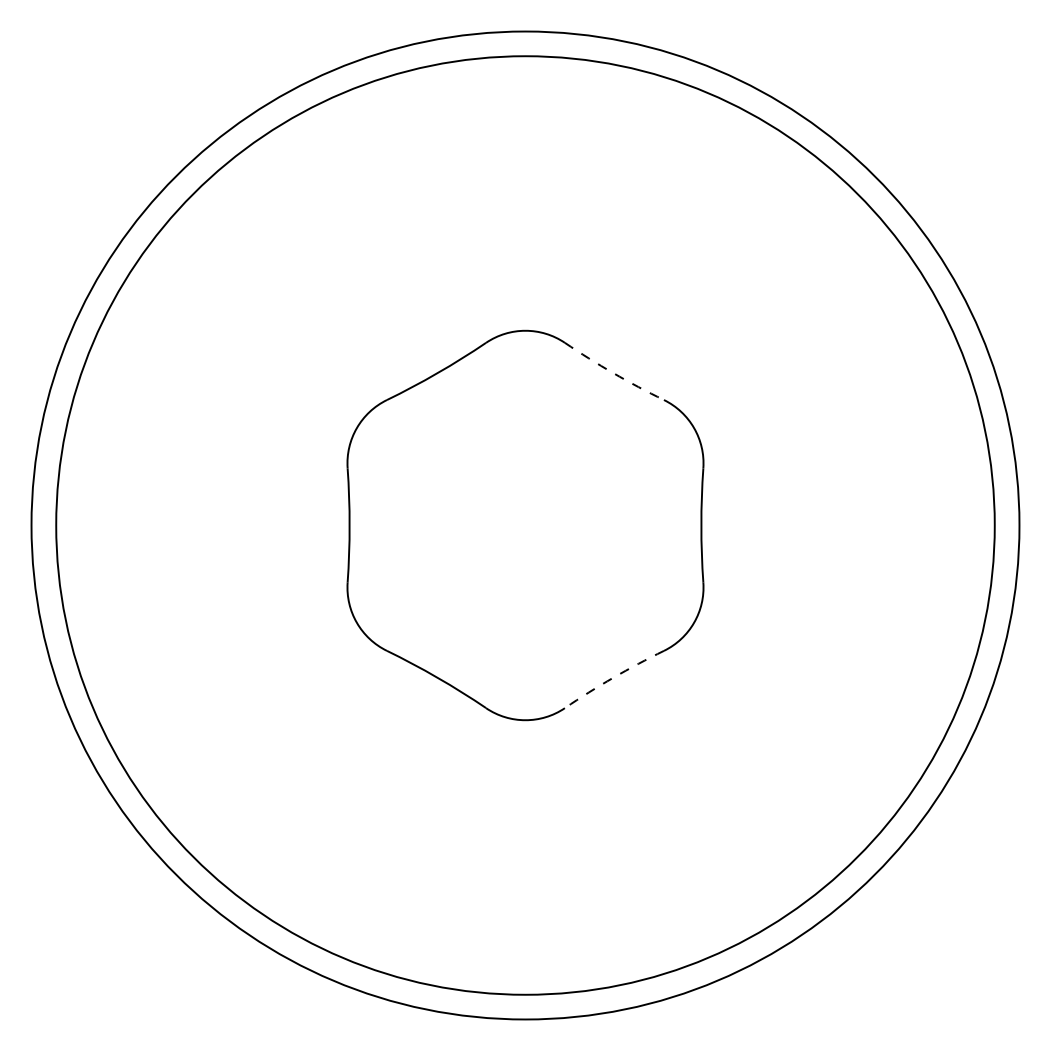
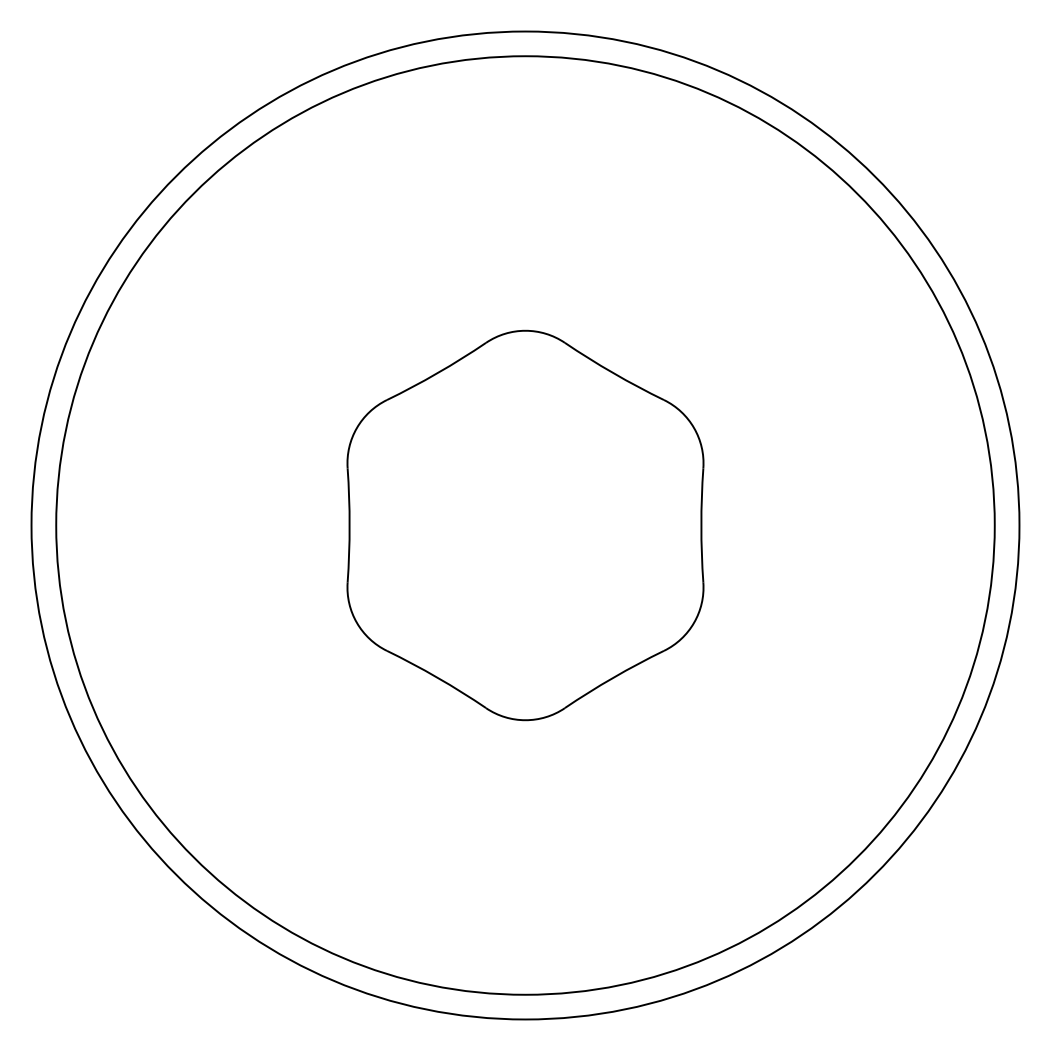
arc: dashed -> solid (613, 373)
arc: dashed -> solid (613, 677)
